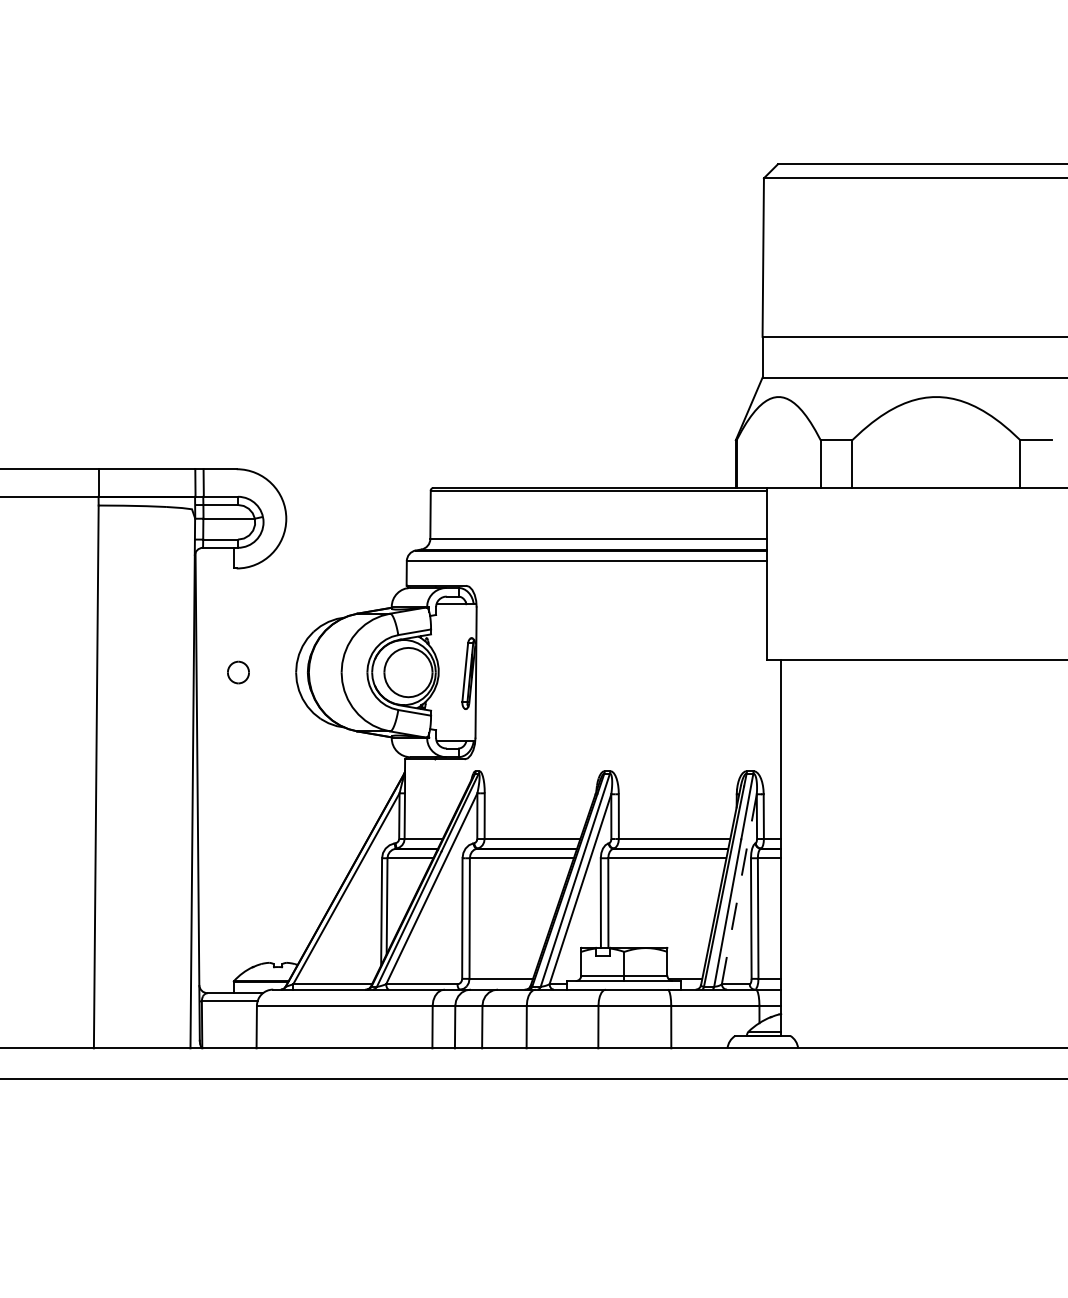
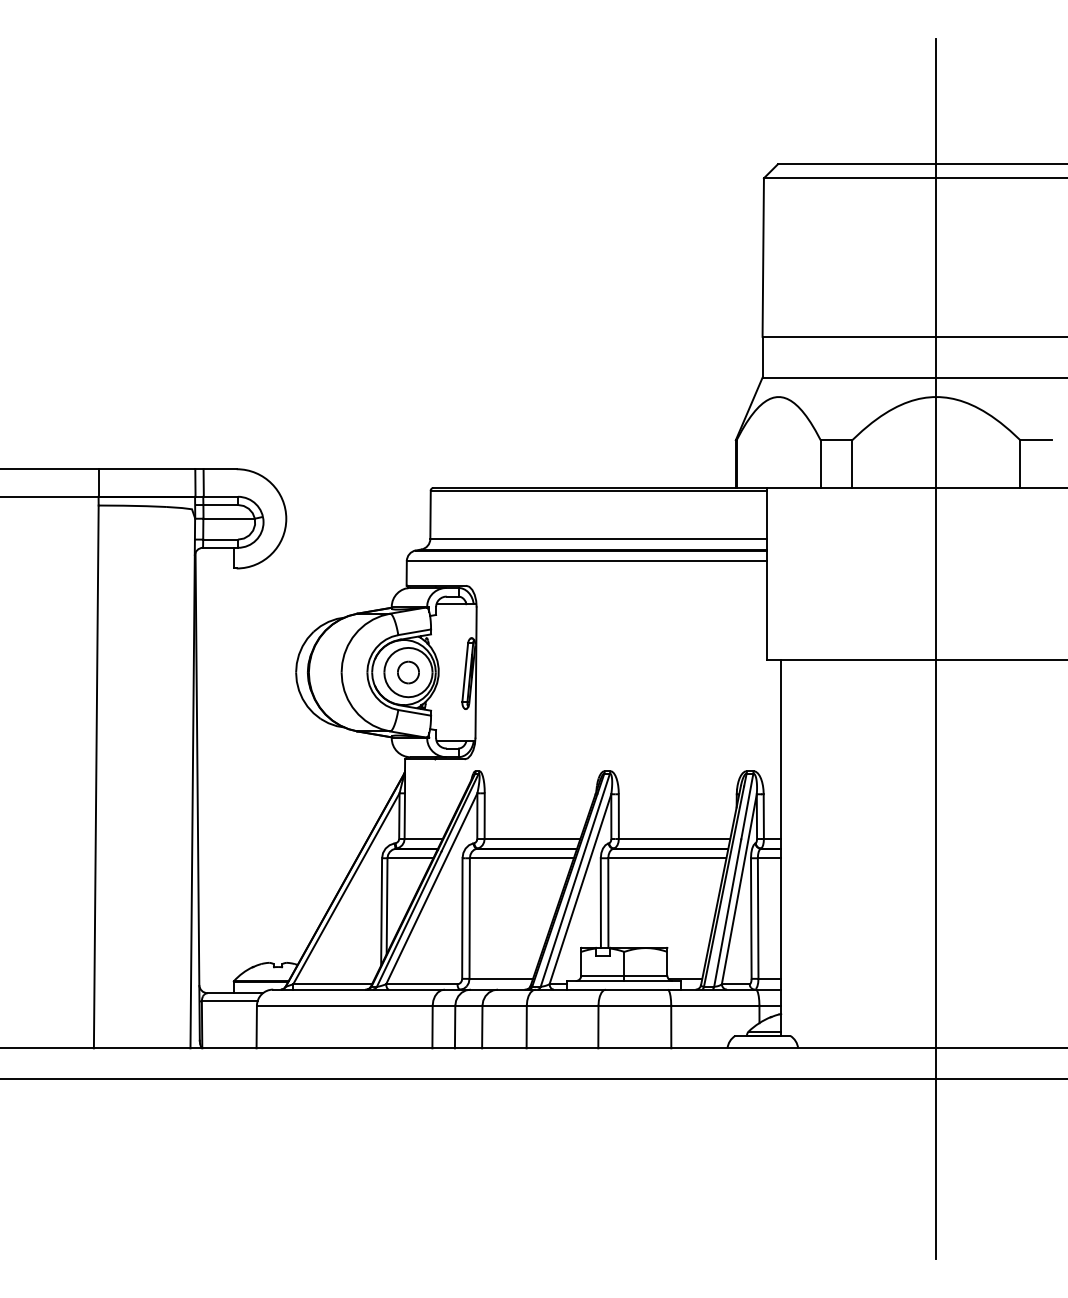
line: none -> present (936, 648)
part position: (238, 672) -> (408, 672) (408, 672)
line: dashed -> solid (739, 889)
